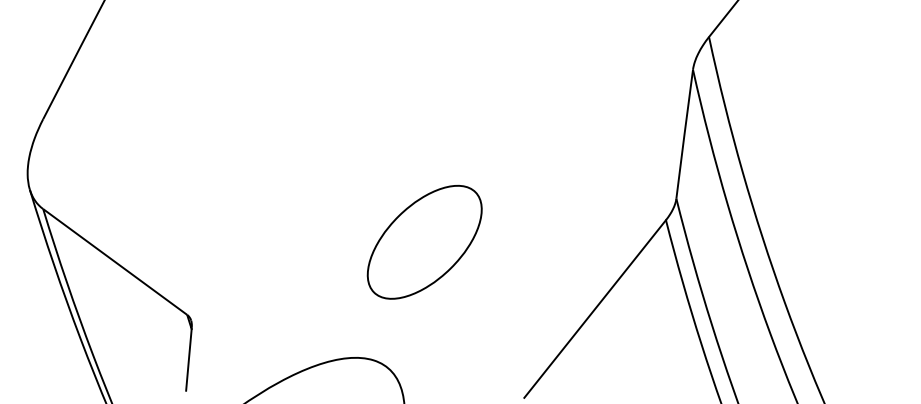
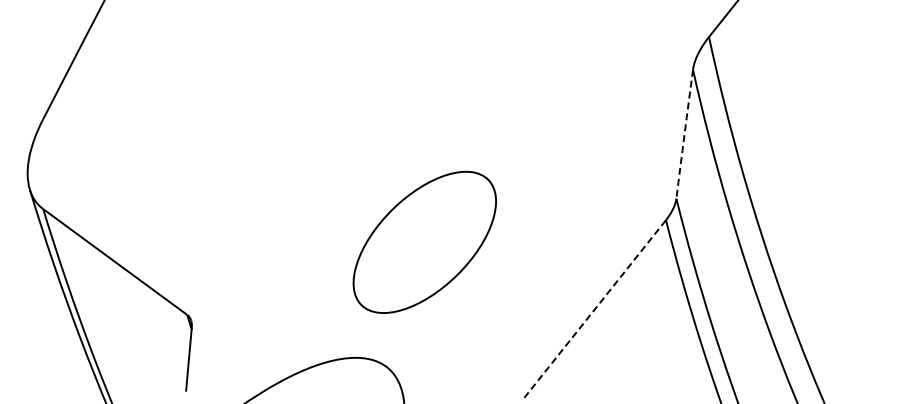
arc: solid -> dashed (684, 134)
part size: 117x116 px -> 145x144 px (424, 241)
line: solid -> dashed (595, 309)
